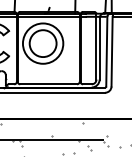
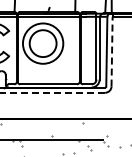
line: solid -> dashed (112, 51)
line: solid -> dashed (53, 92)
